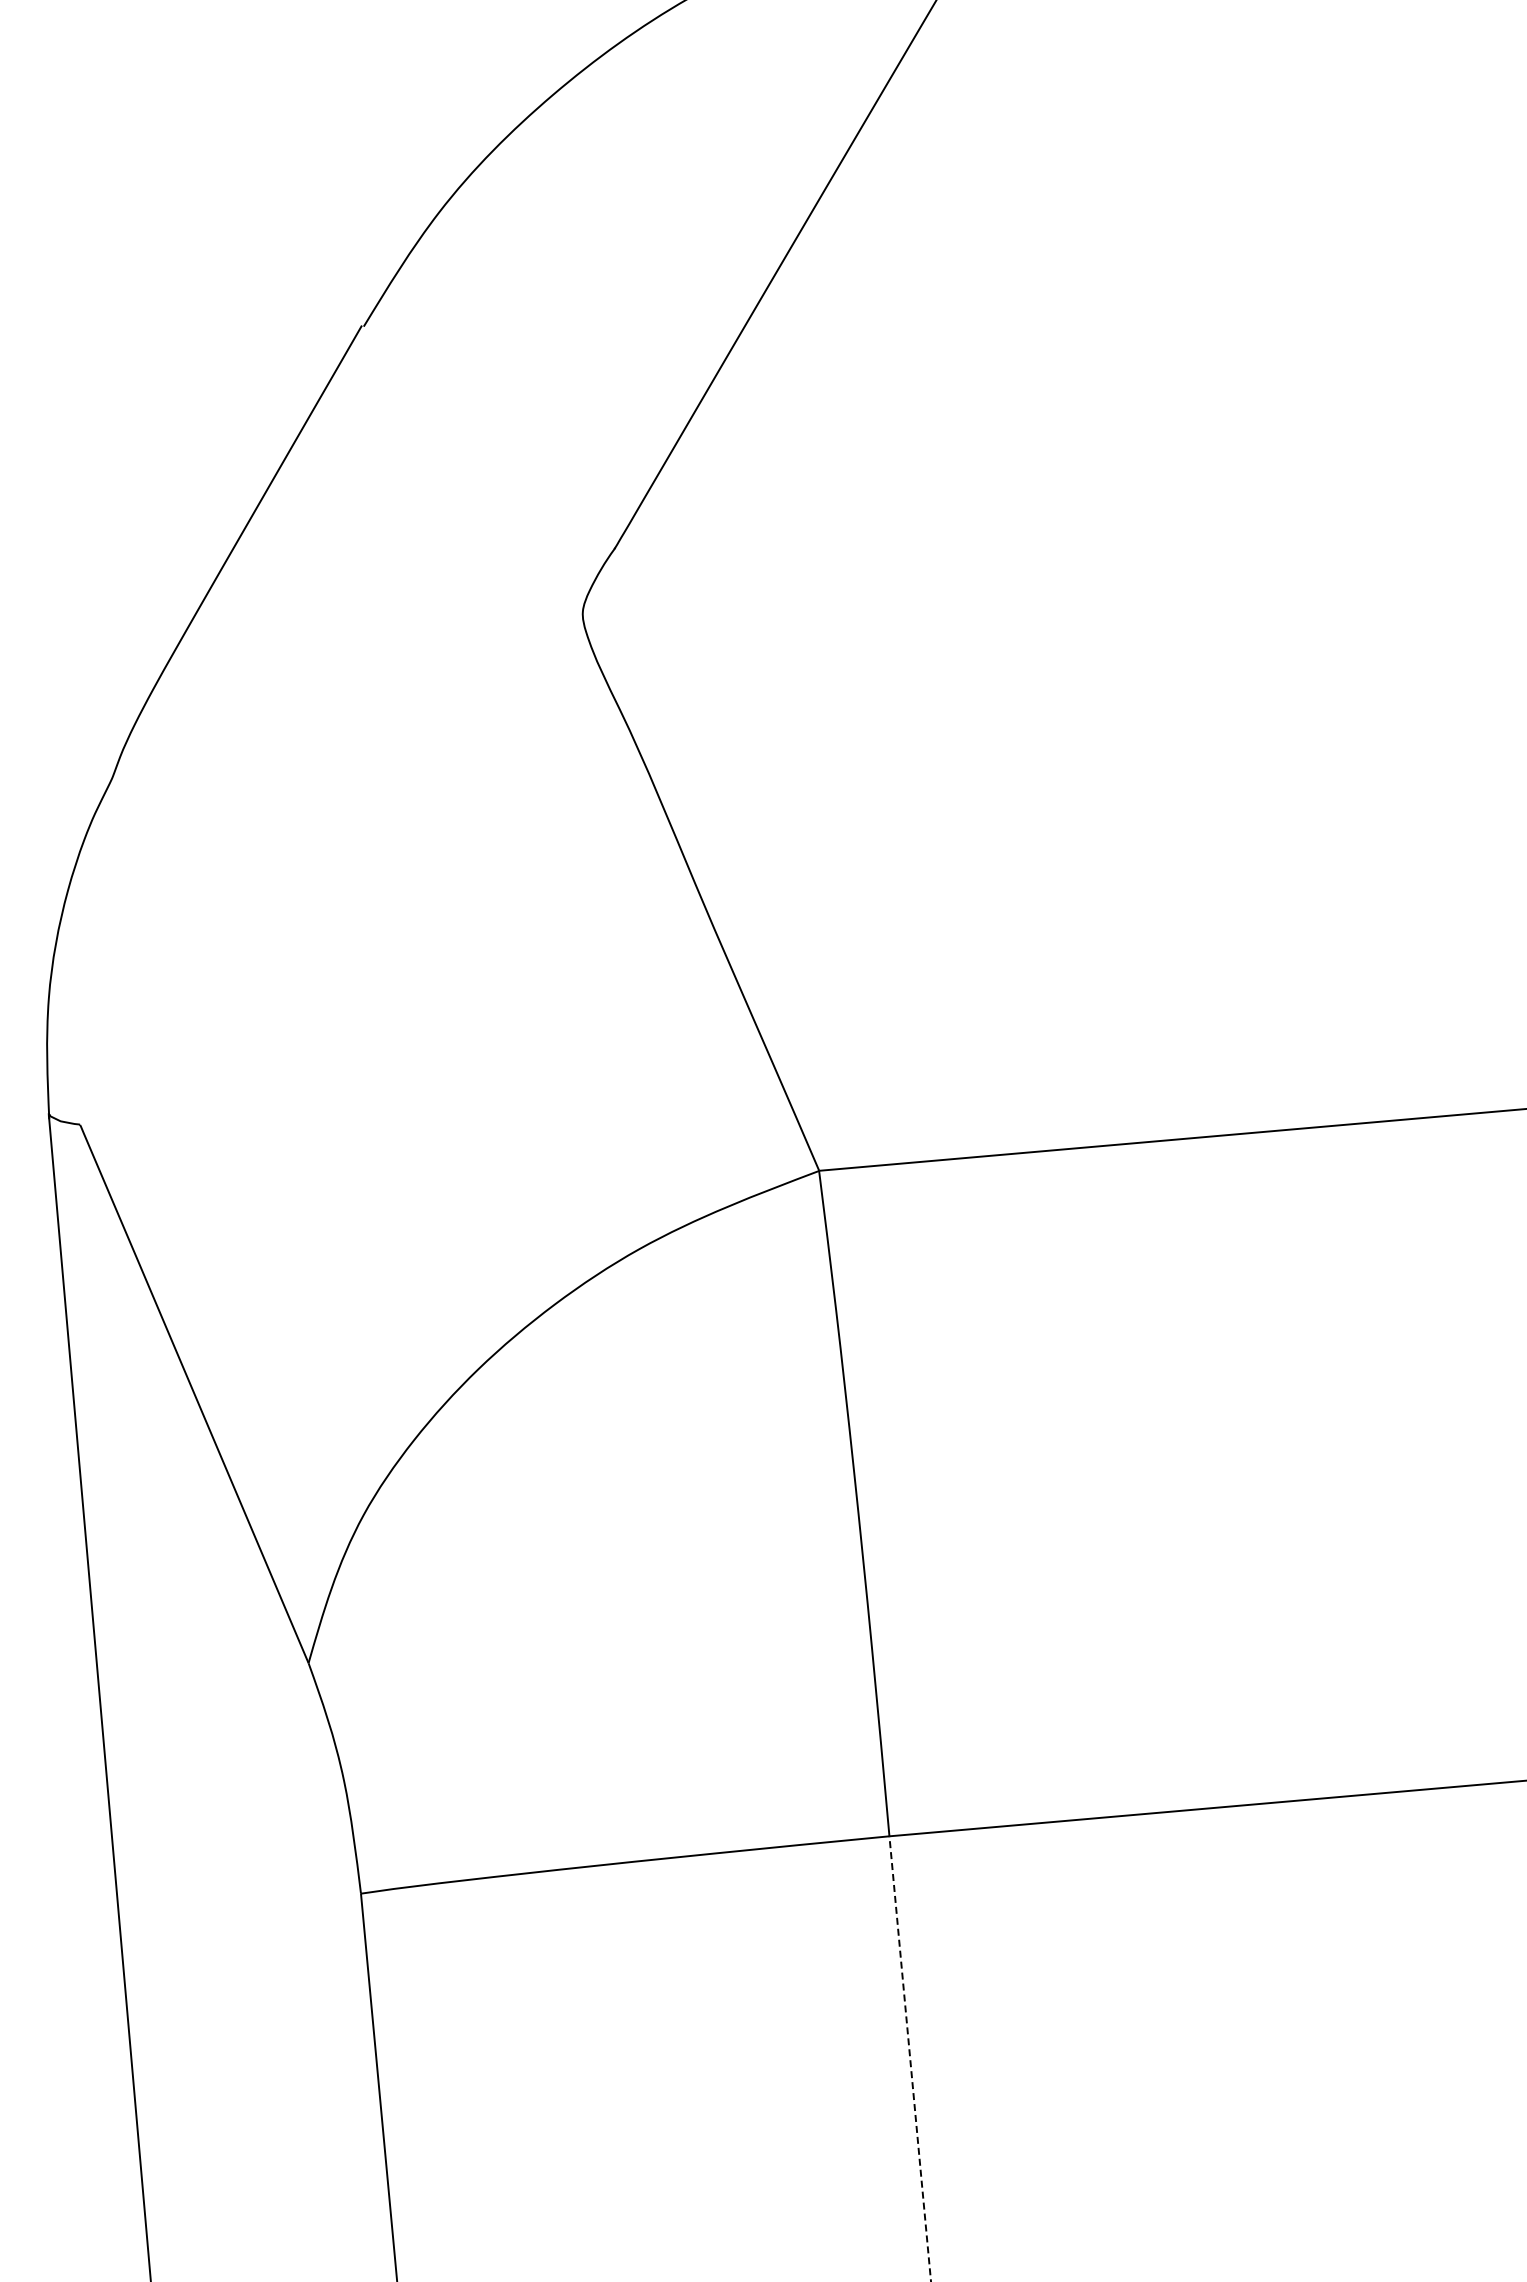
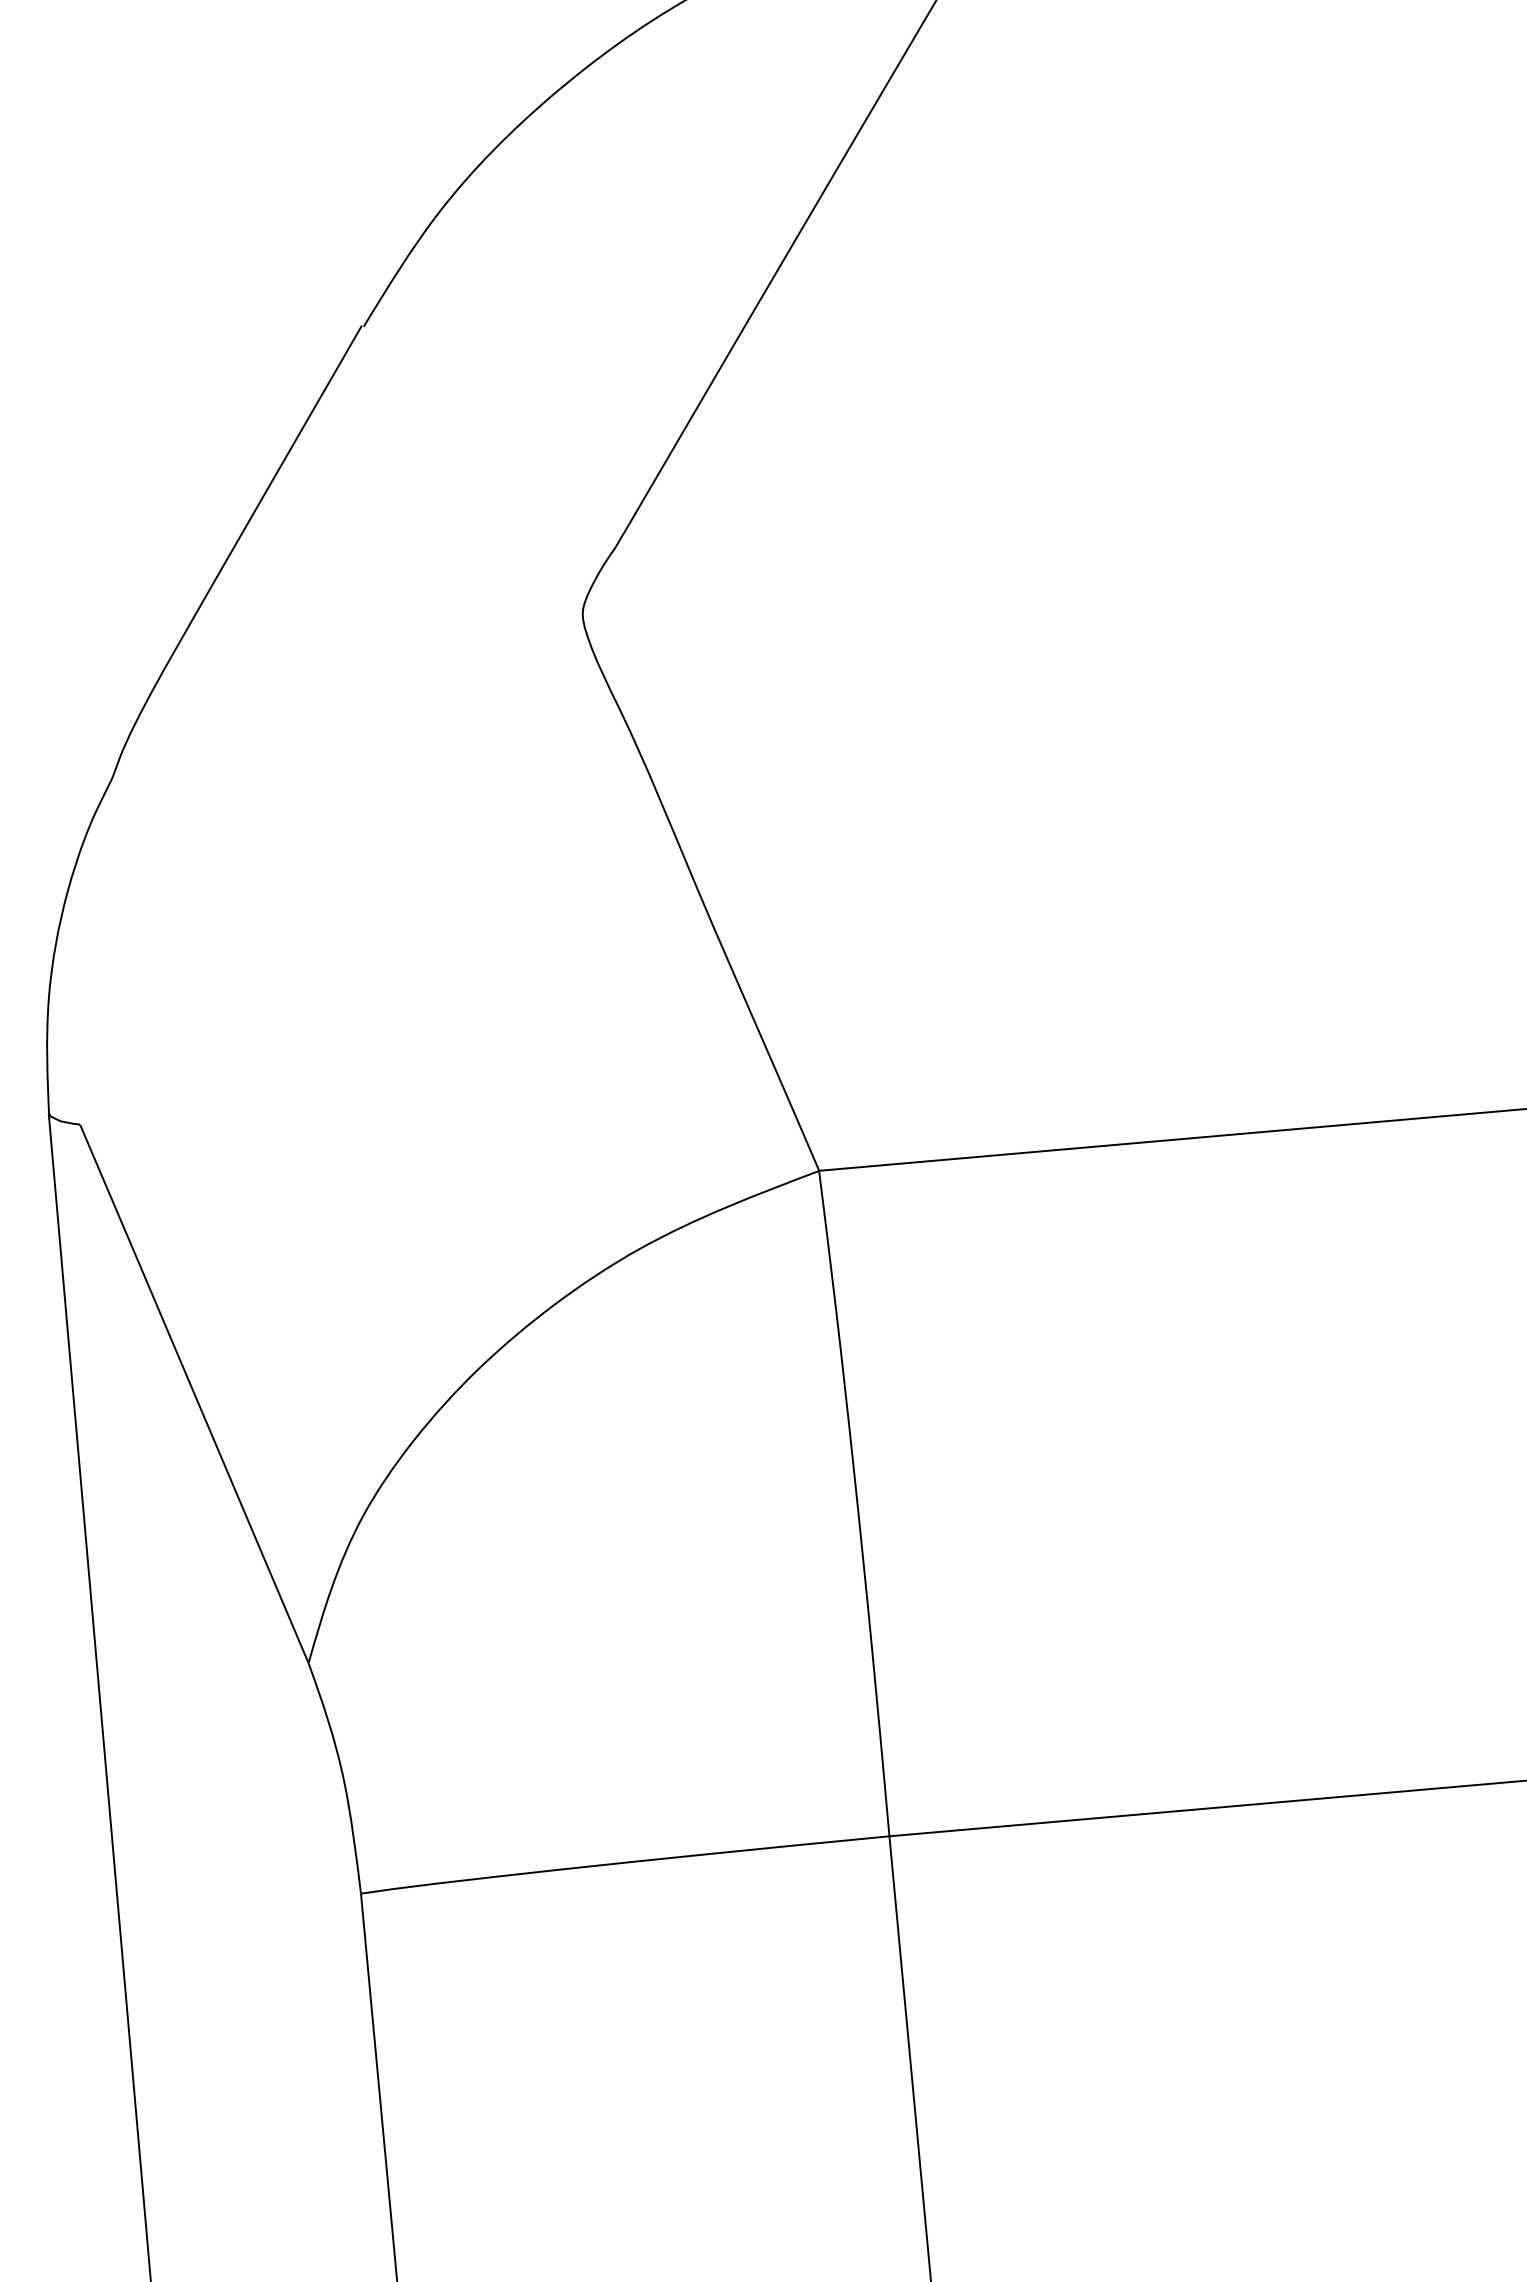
line: dashed -> solid (910, 2058)
